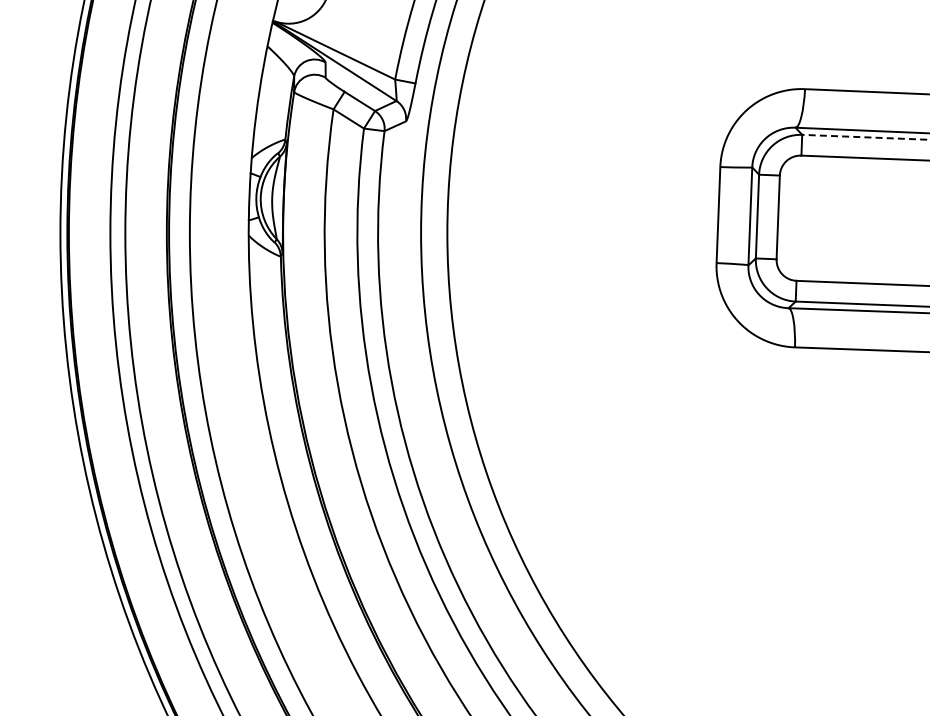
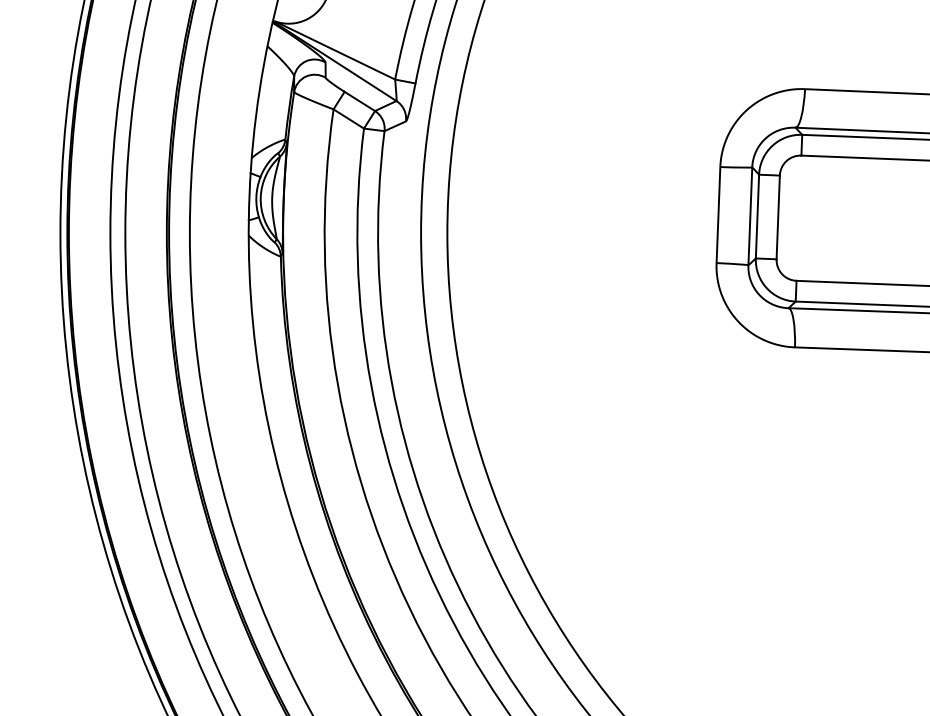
line: dashed -> solid (865, 137)
